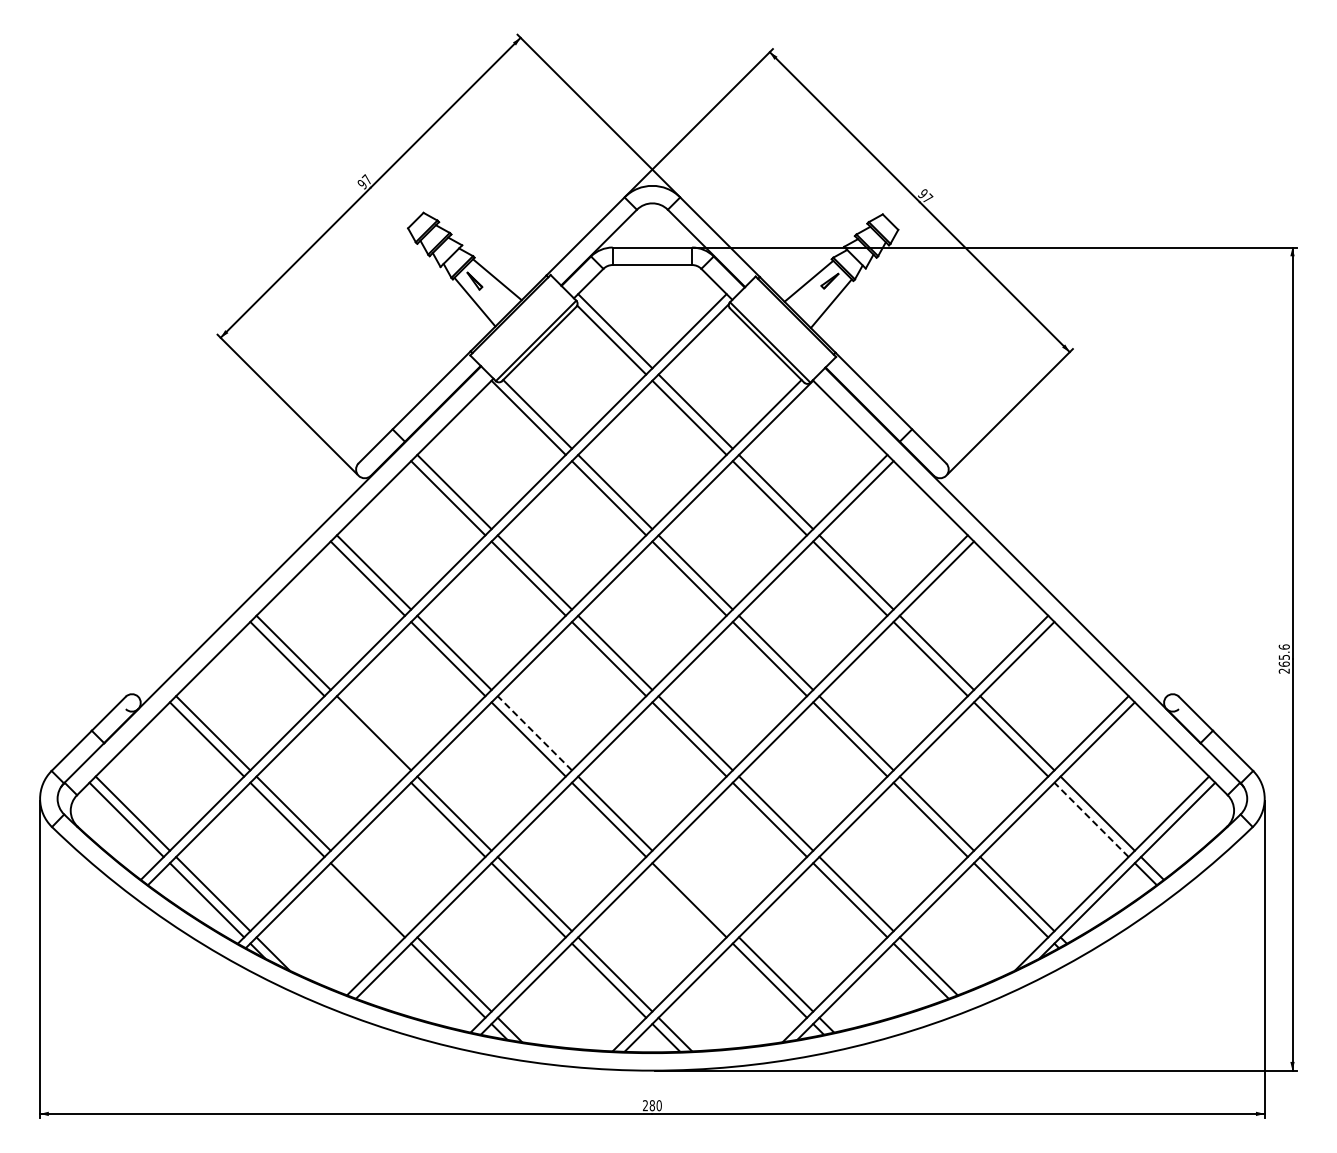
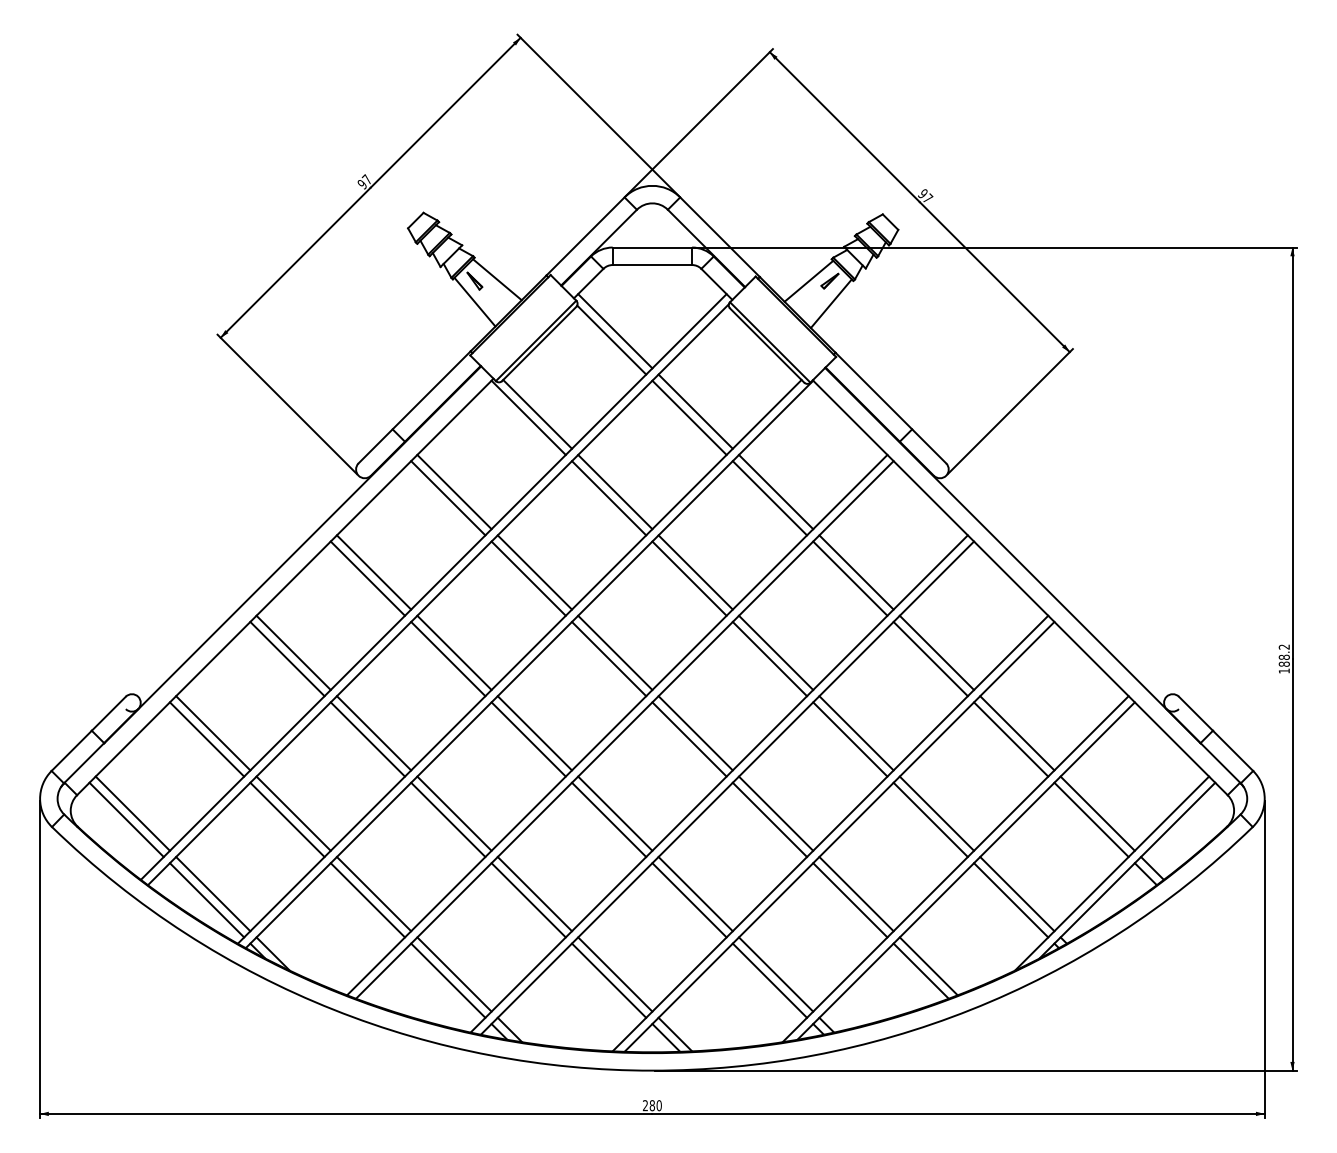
text: 265.6 -> 188.2 (1283, 658)
line: dashed -> solid (534, 732)
line: none -> present (367, 739)
line: dashed -> solid (1091, 819)
line: none -> present (373, 894)
line: none -> present (695, 894)
